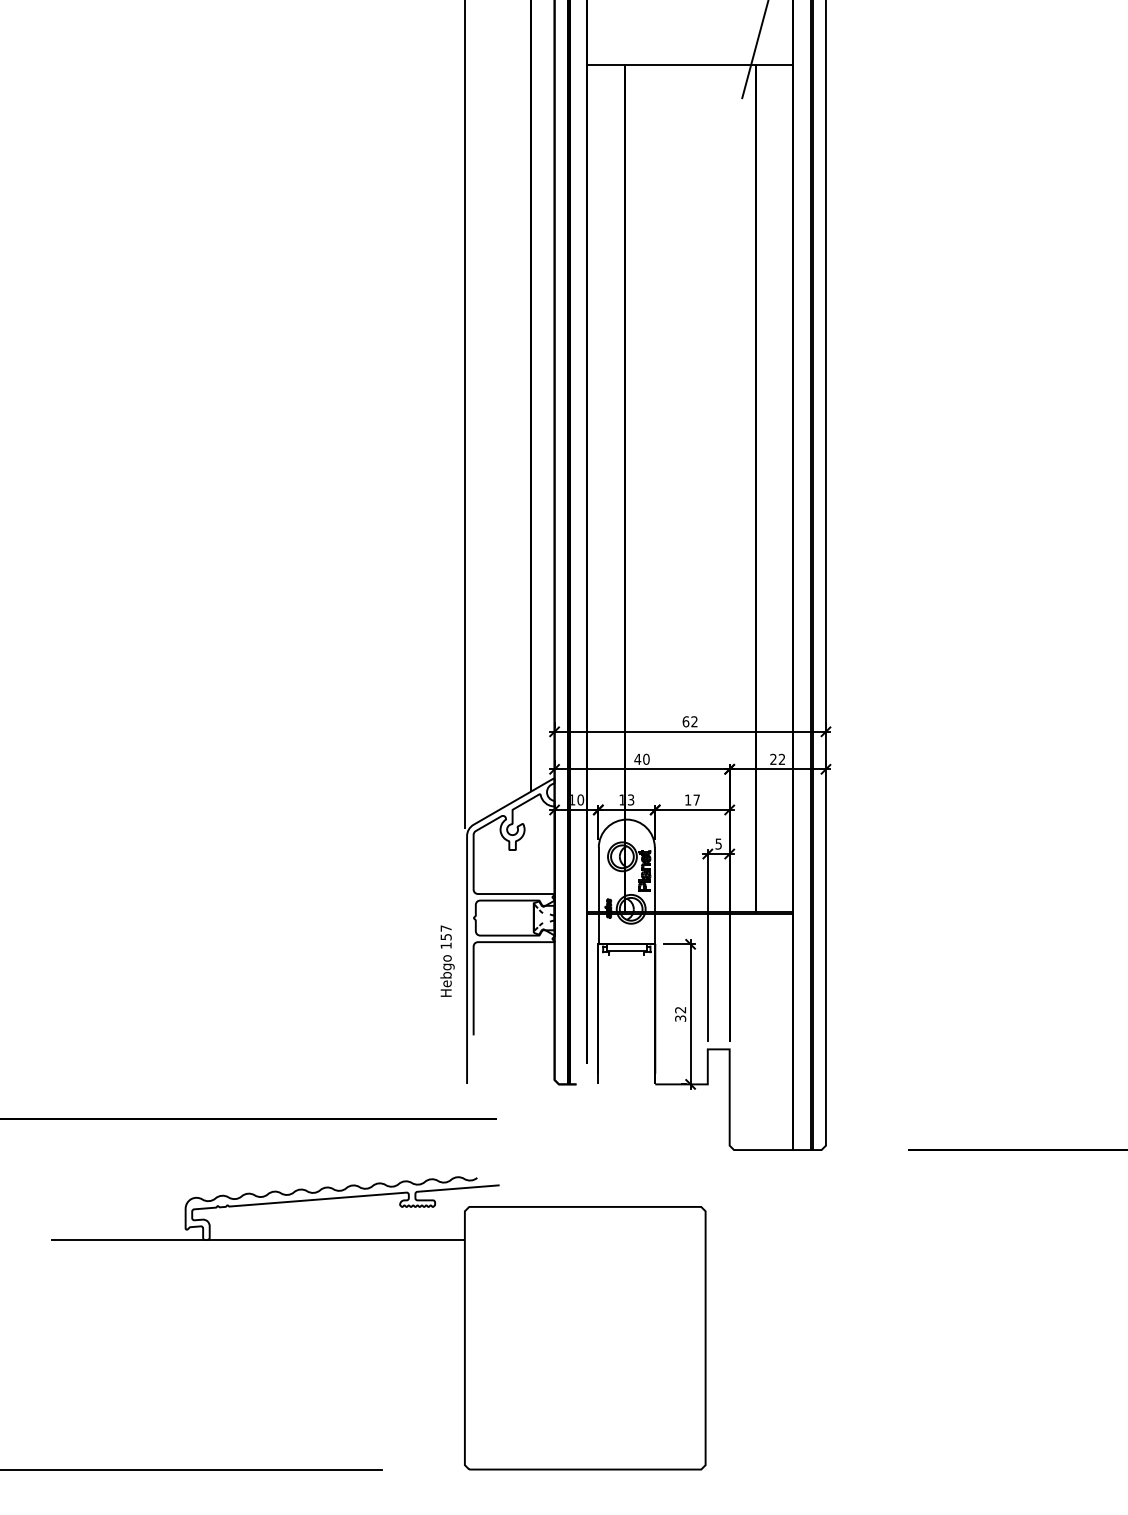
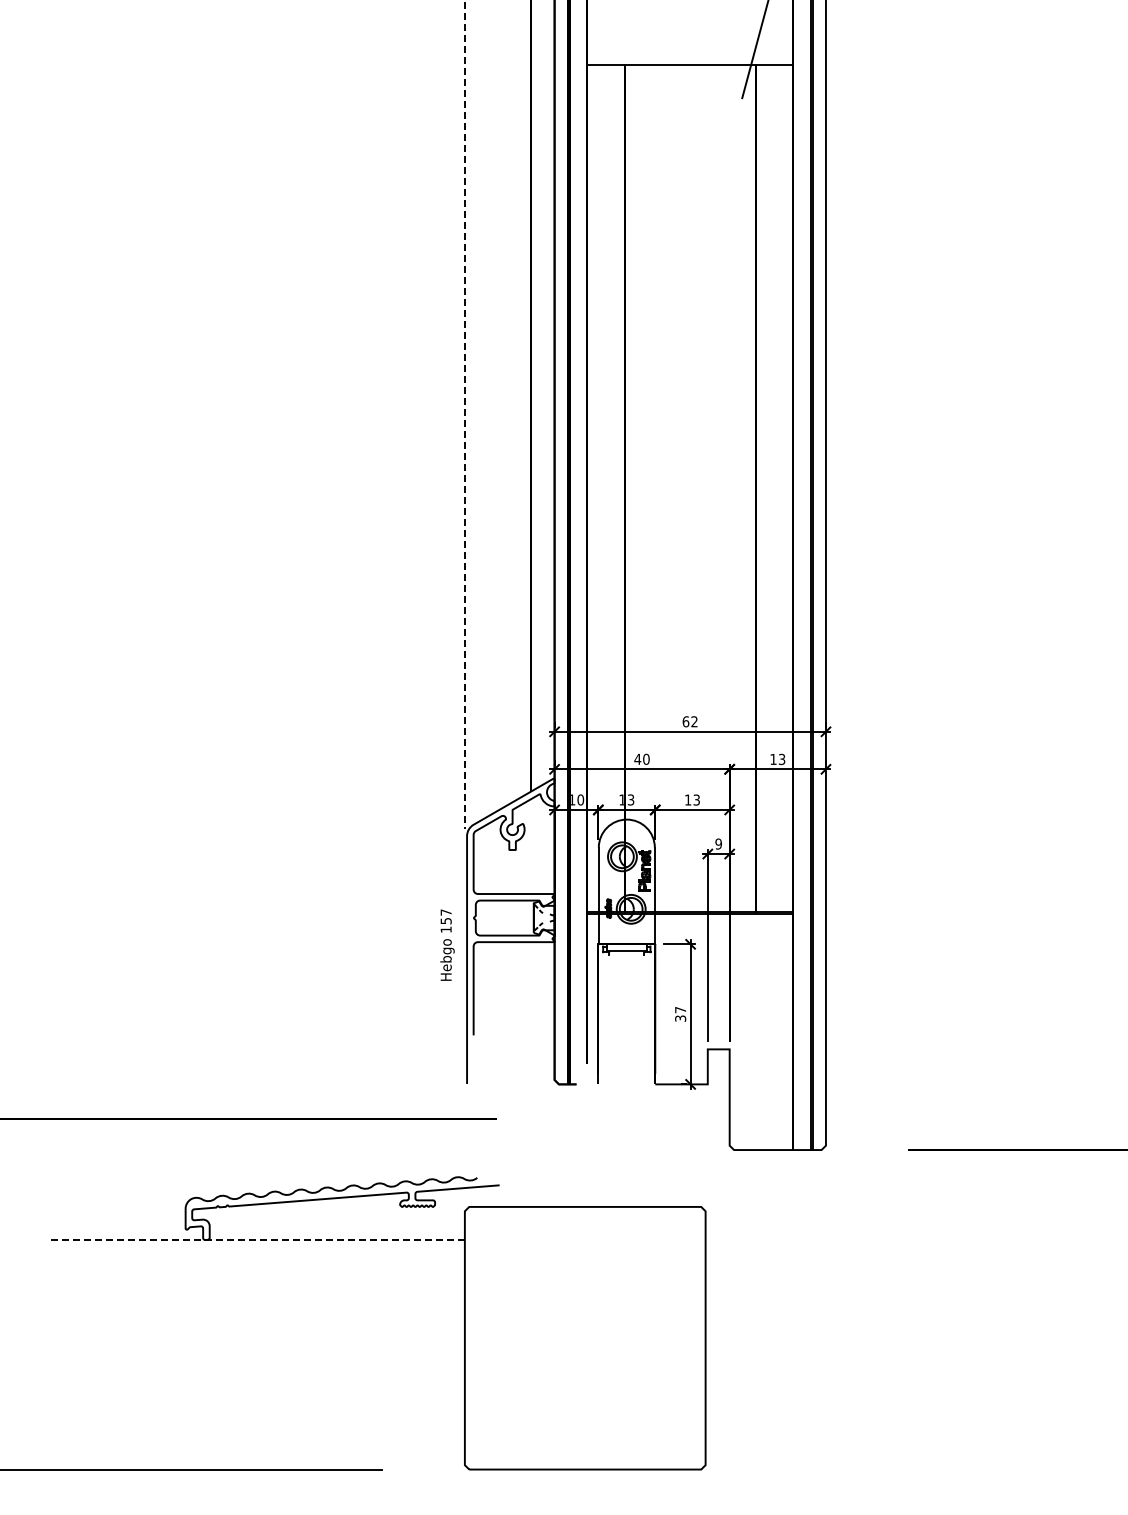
line: solid -> dashed (464, 414)
text: 22 -> 13 (777, 759)
text: 17 -> 13 (696, 799)
text: 5 -> 9 (718, 843)
text position: (447, 960) -> (447, 944) (447, 944)
text: 32 -> 37 (680, 1010)
line: solid -> dashed (258, 1240)
